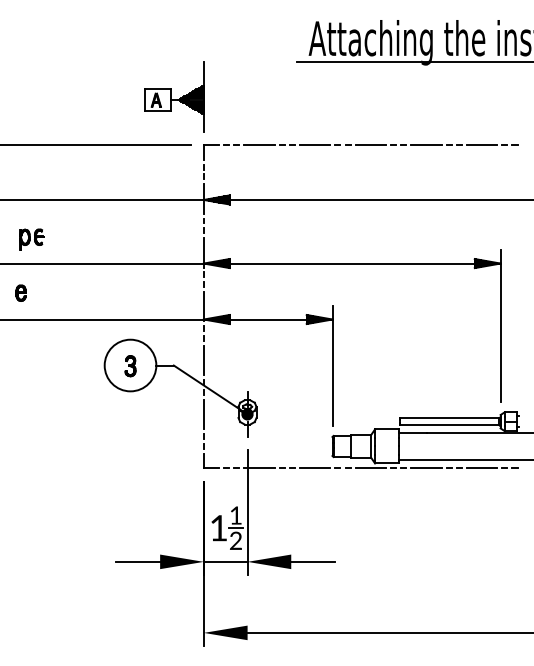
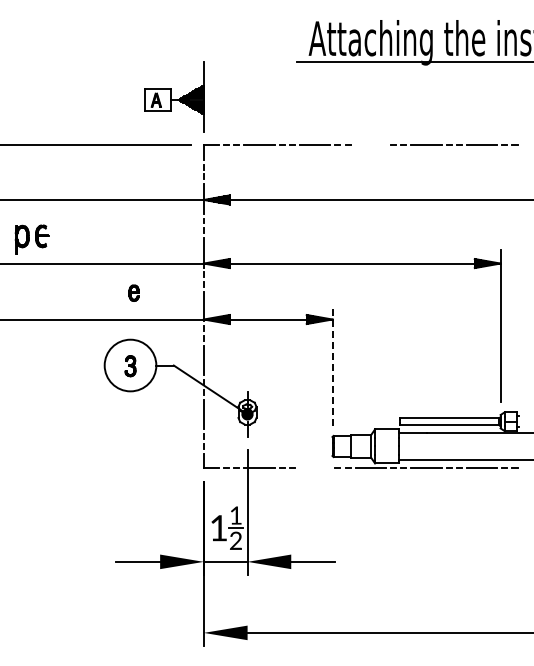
line: present -> none (370, 145)
part size: 26x23 px -> 36x31 px (31, 239)
part position: (20, 292) -> (133, 292) (133, 292)
line: solid -> dashed (332, 366)
line: present -> none (314, 468)
